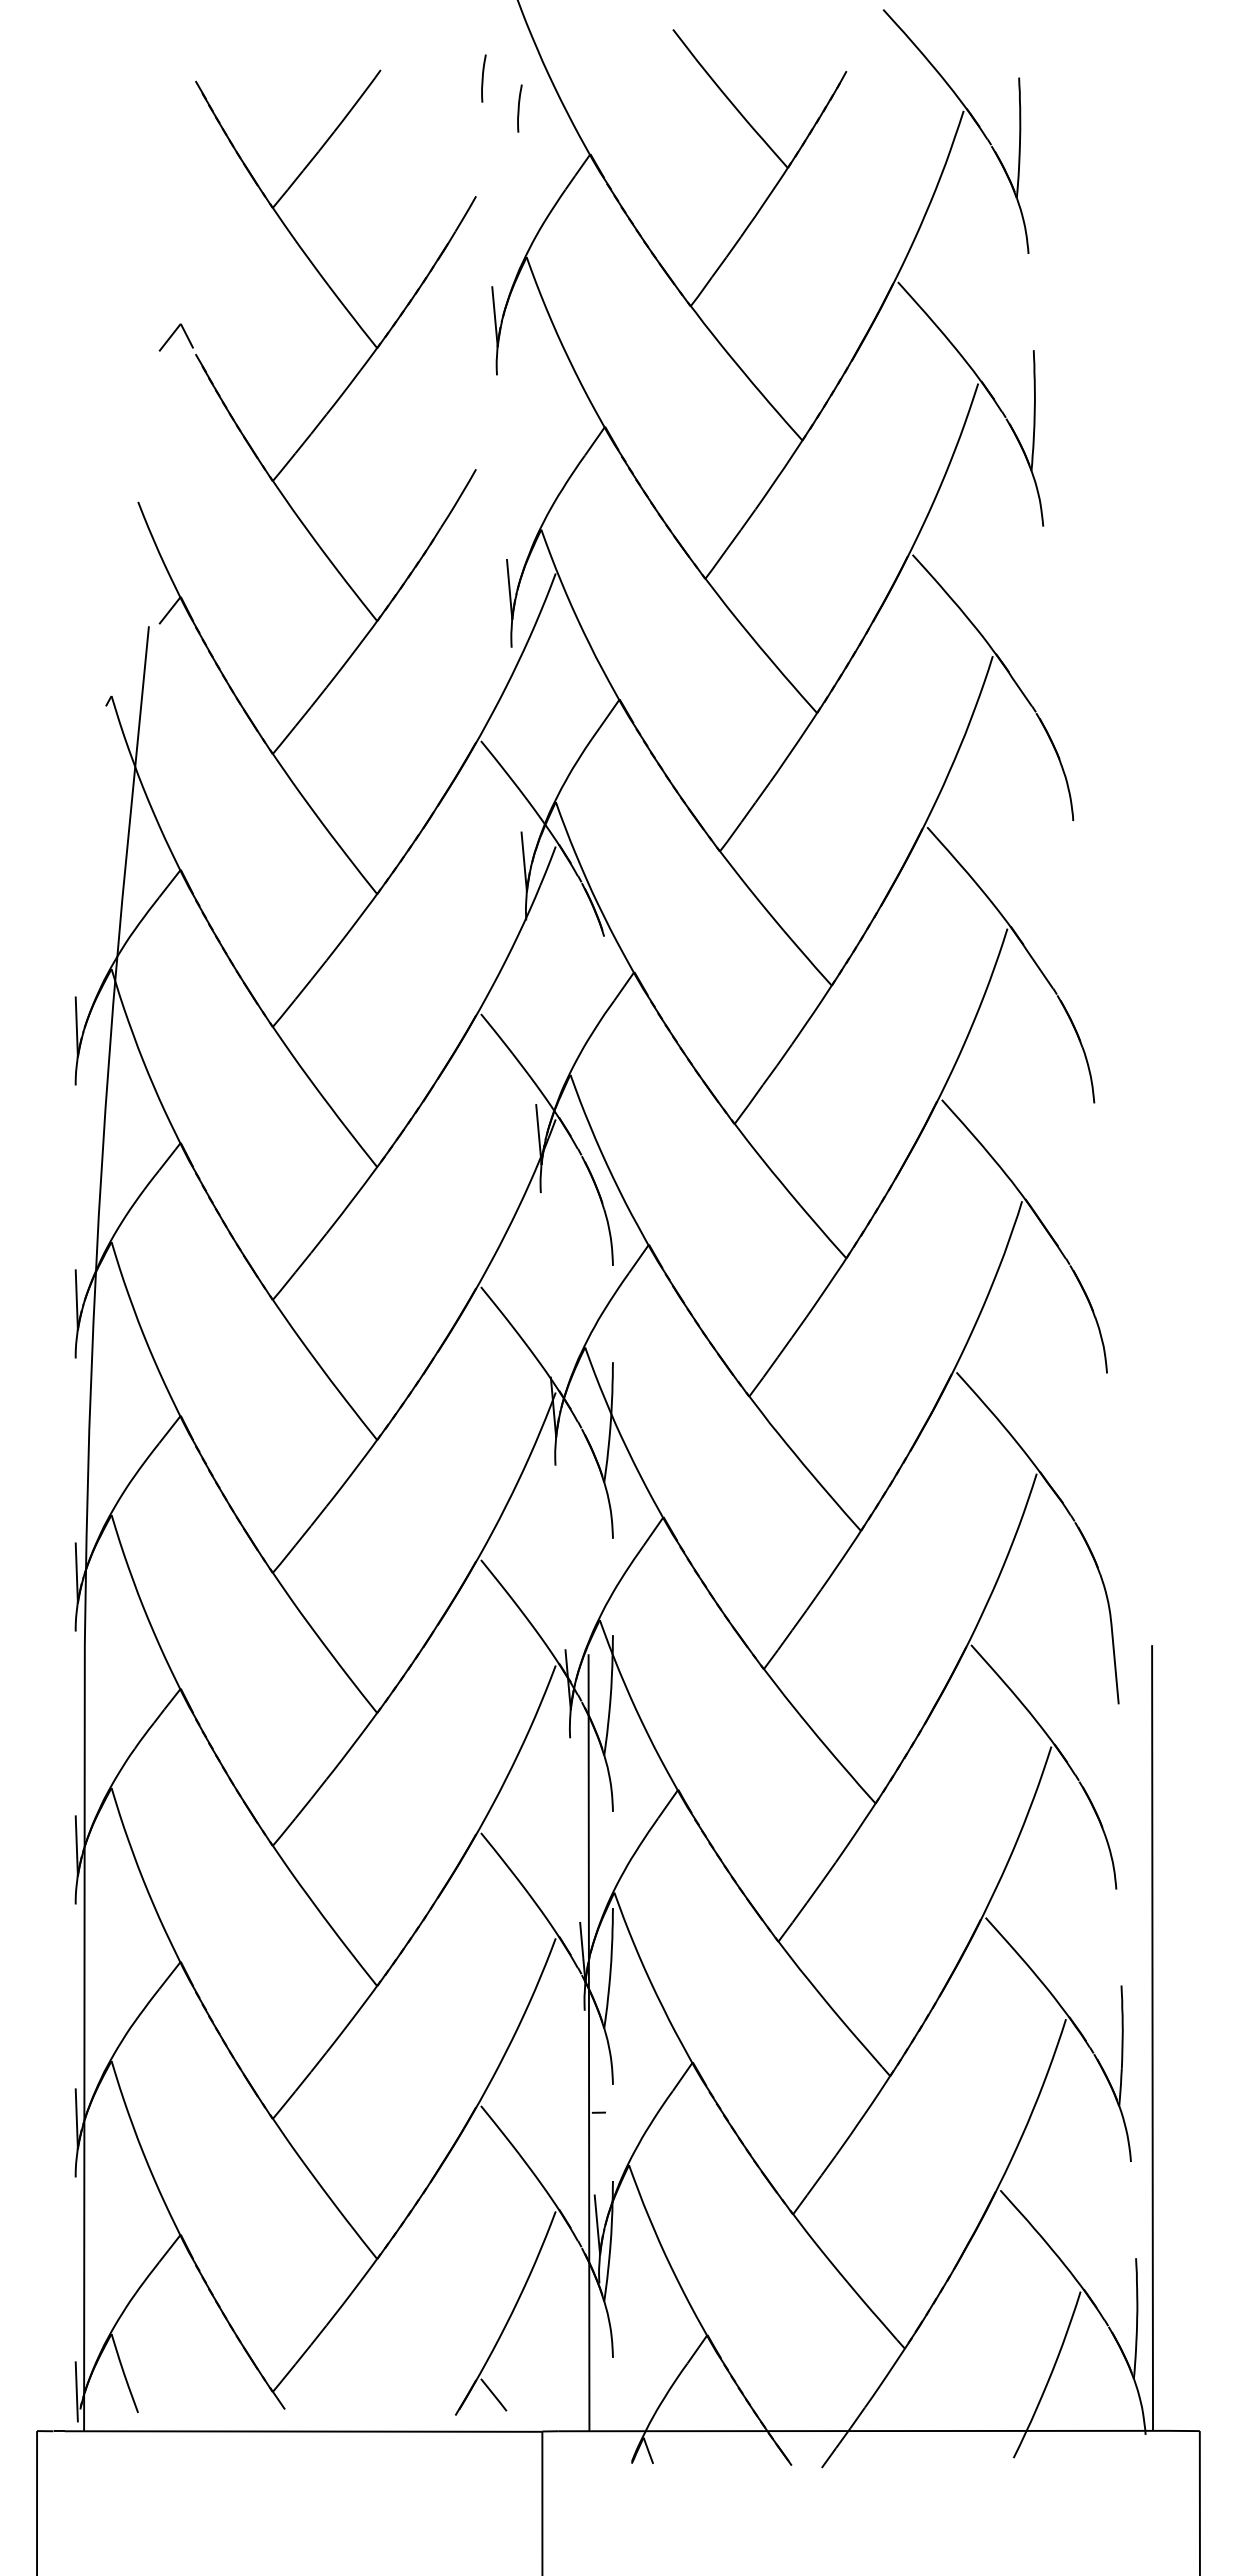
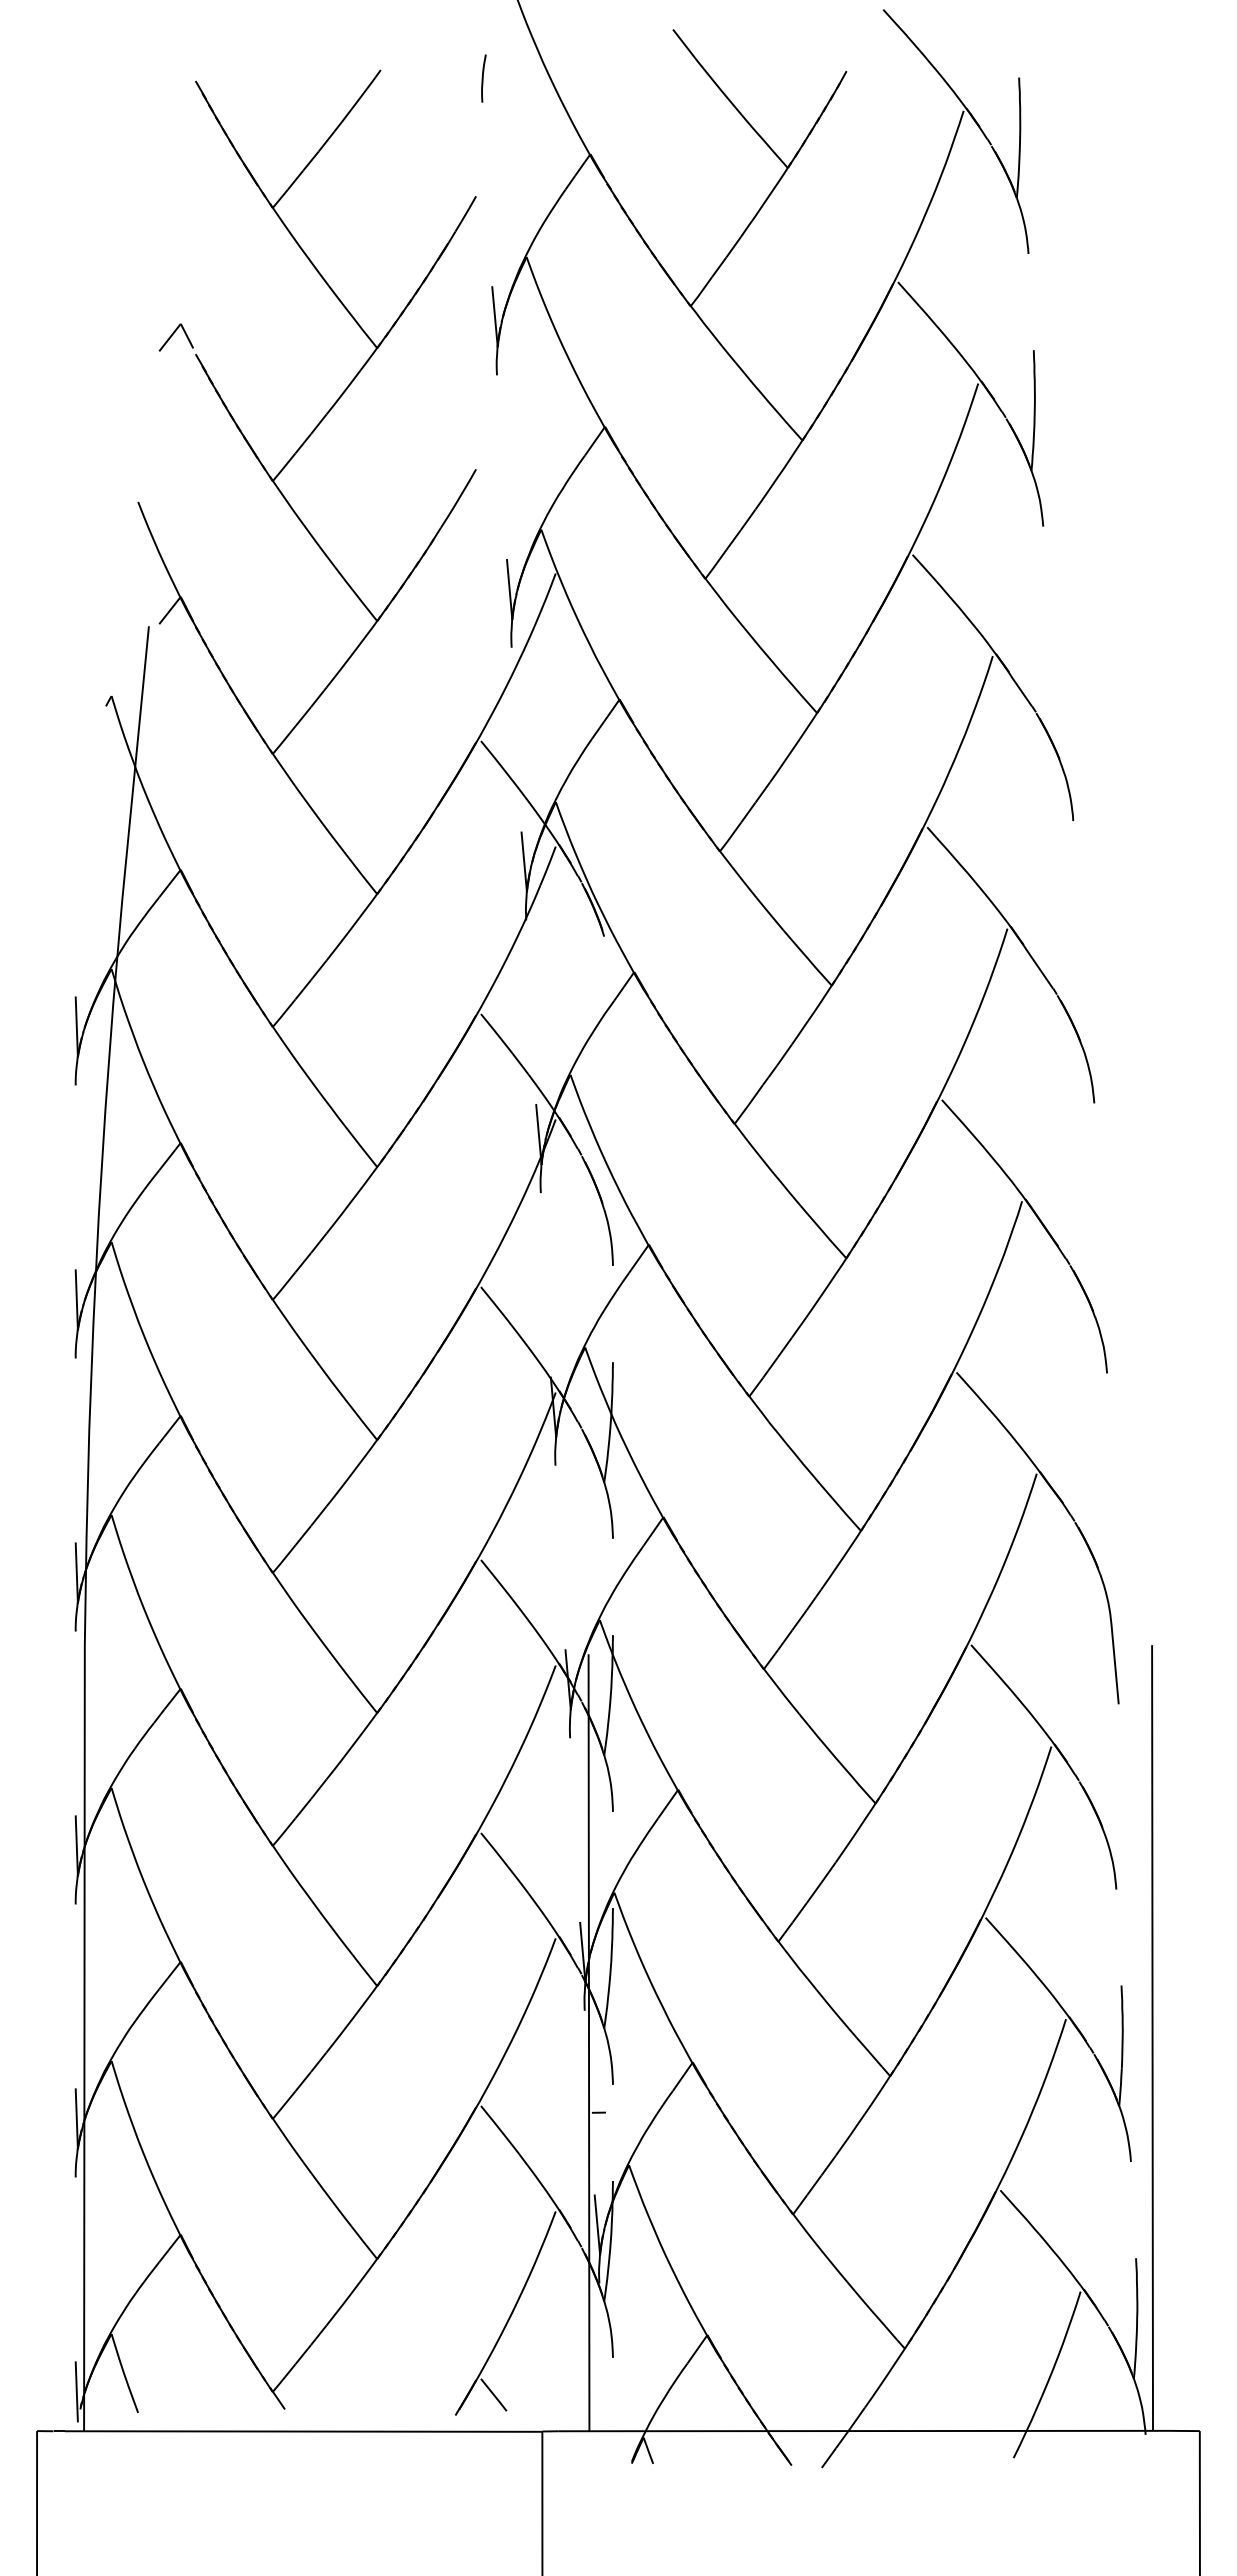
curve: present -> none (519, 108)
